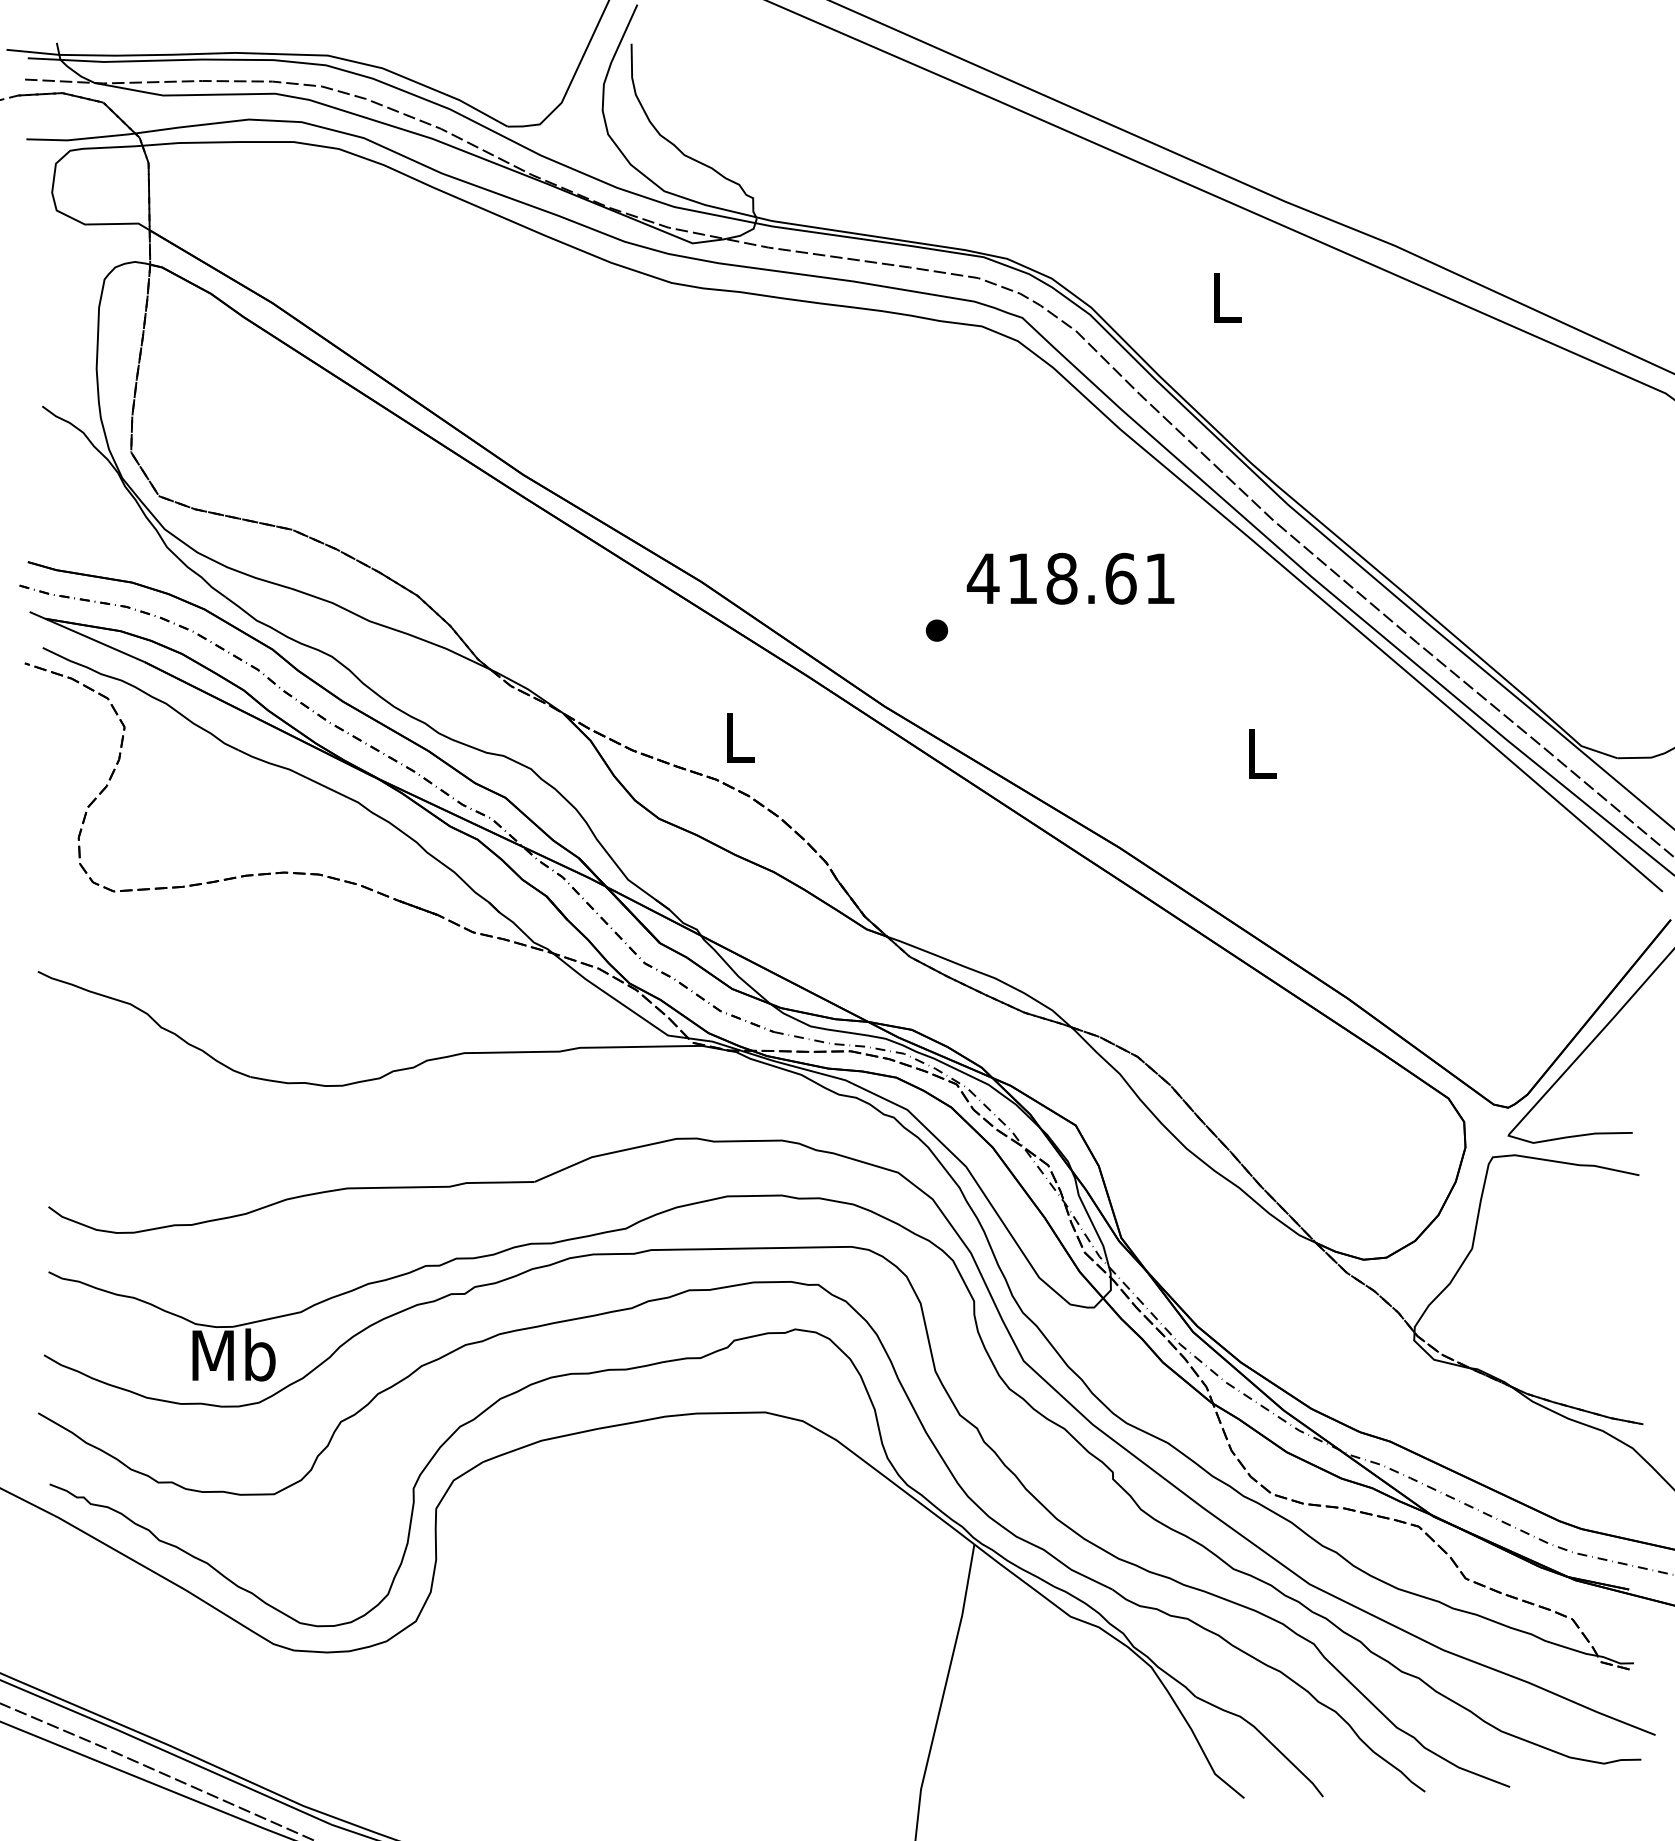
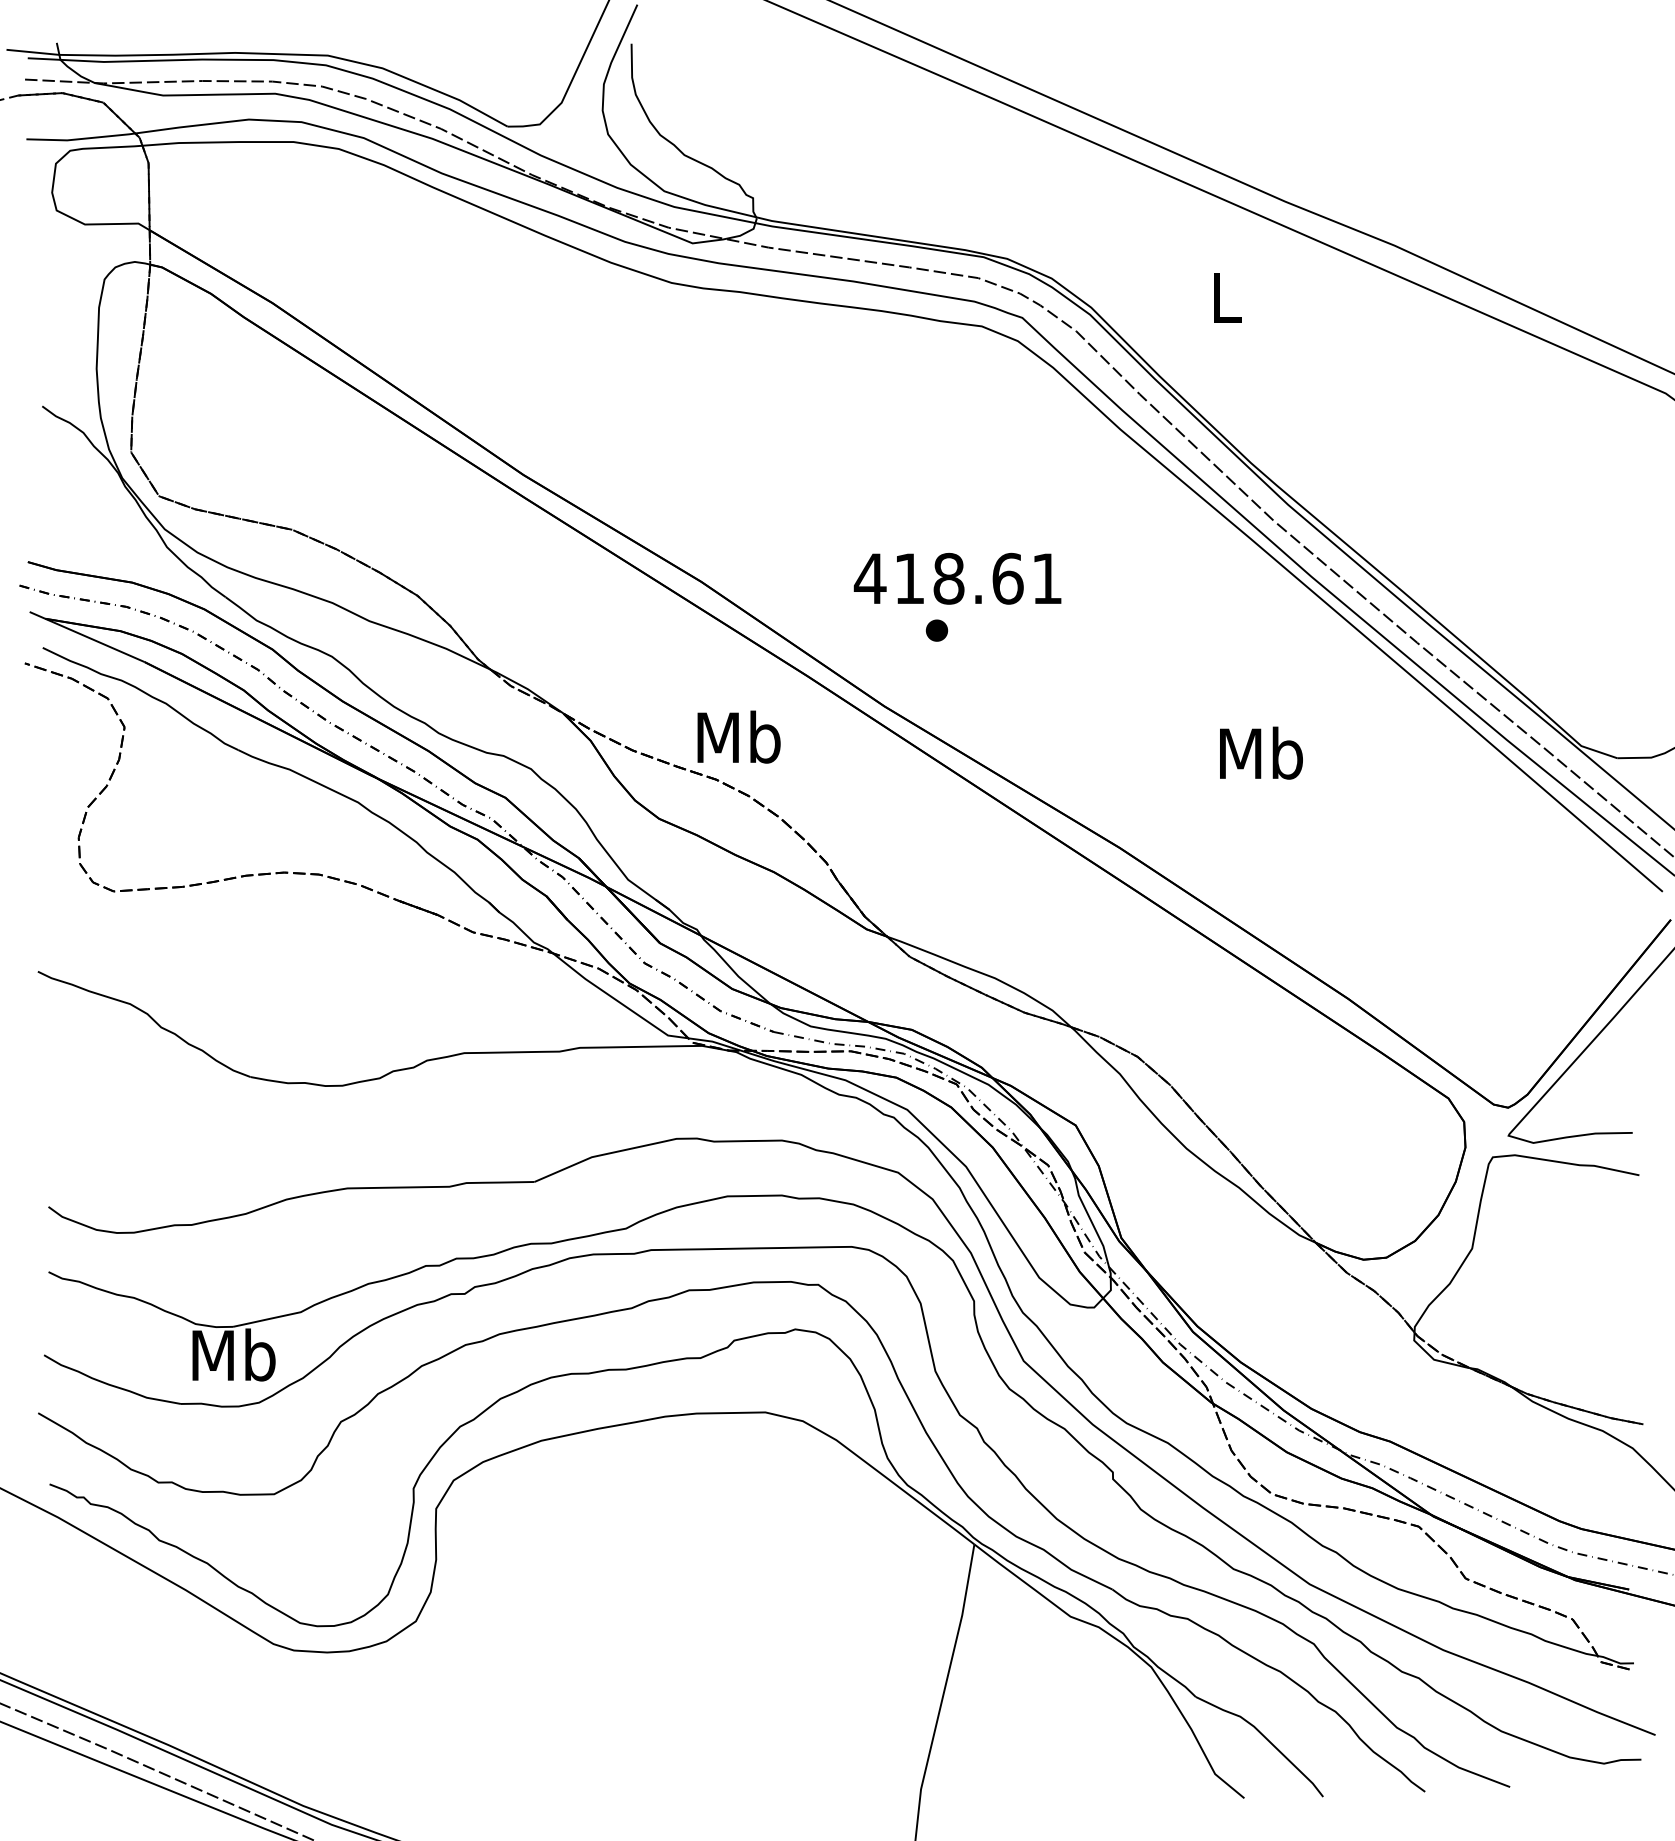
text position: (1070, 578) -> (957, 578) (957, 578)
text: L -> Mb (738, 736)
text: L -> Mb (1261, 752)
